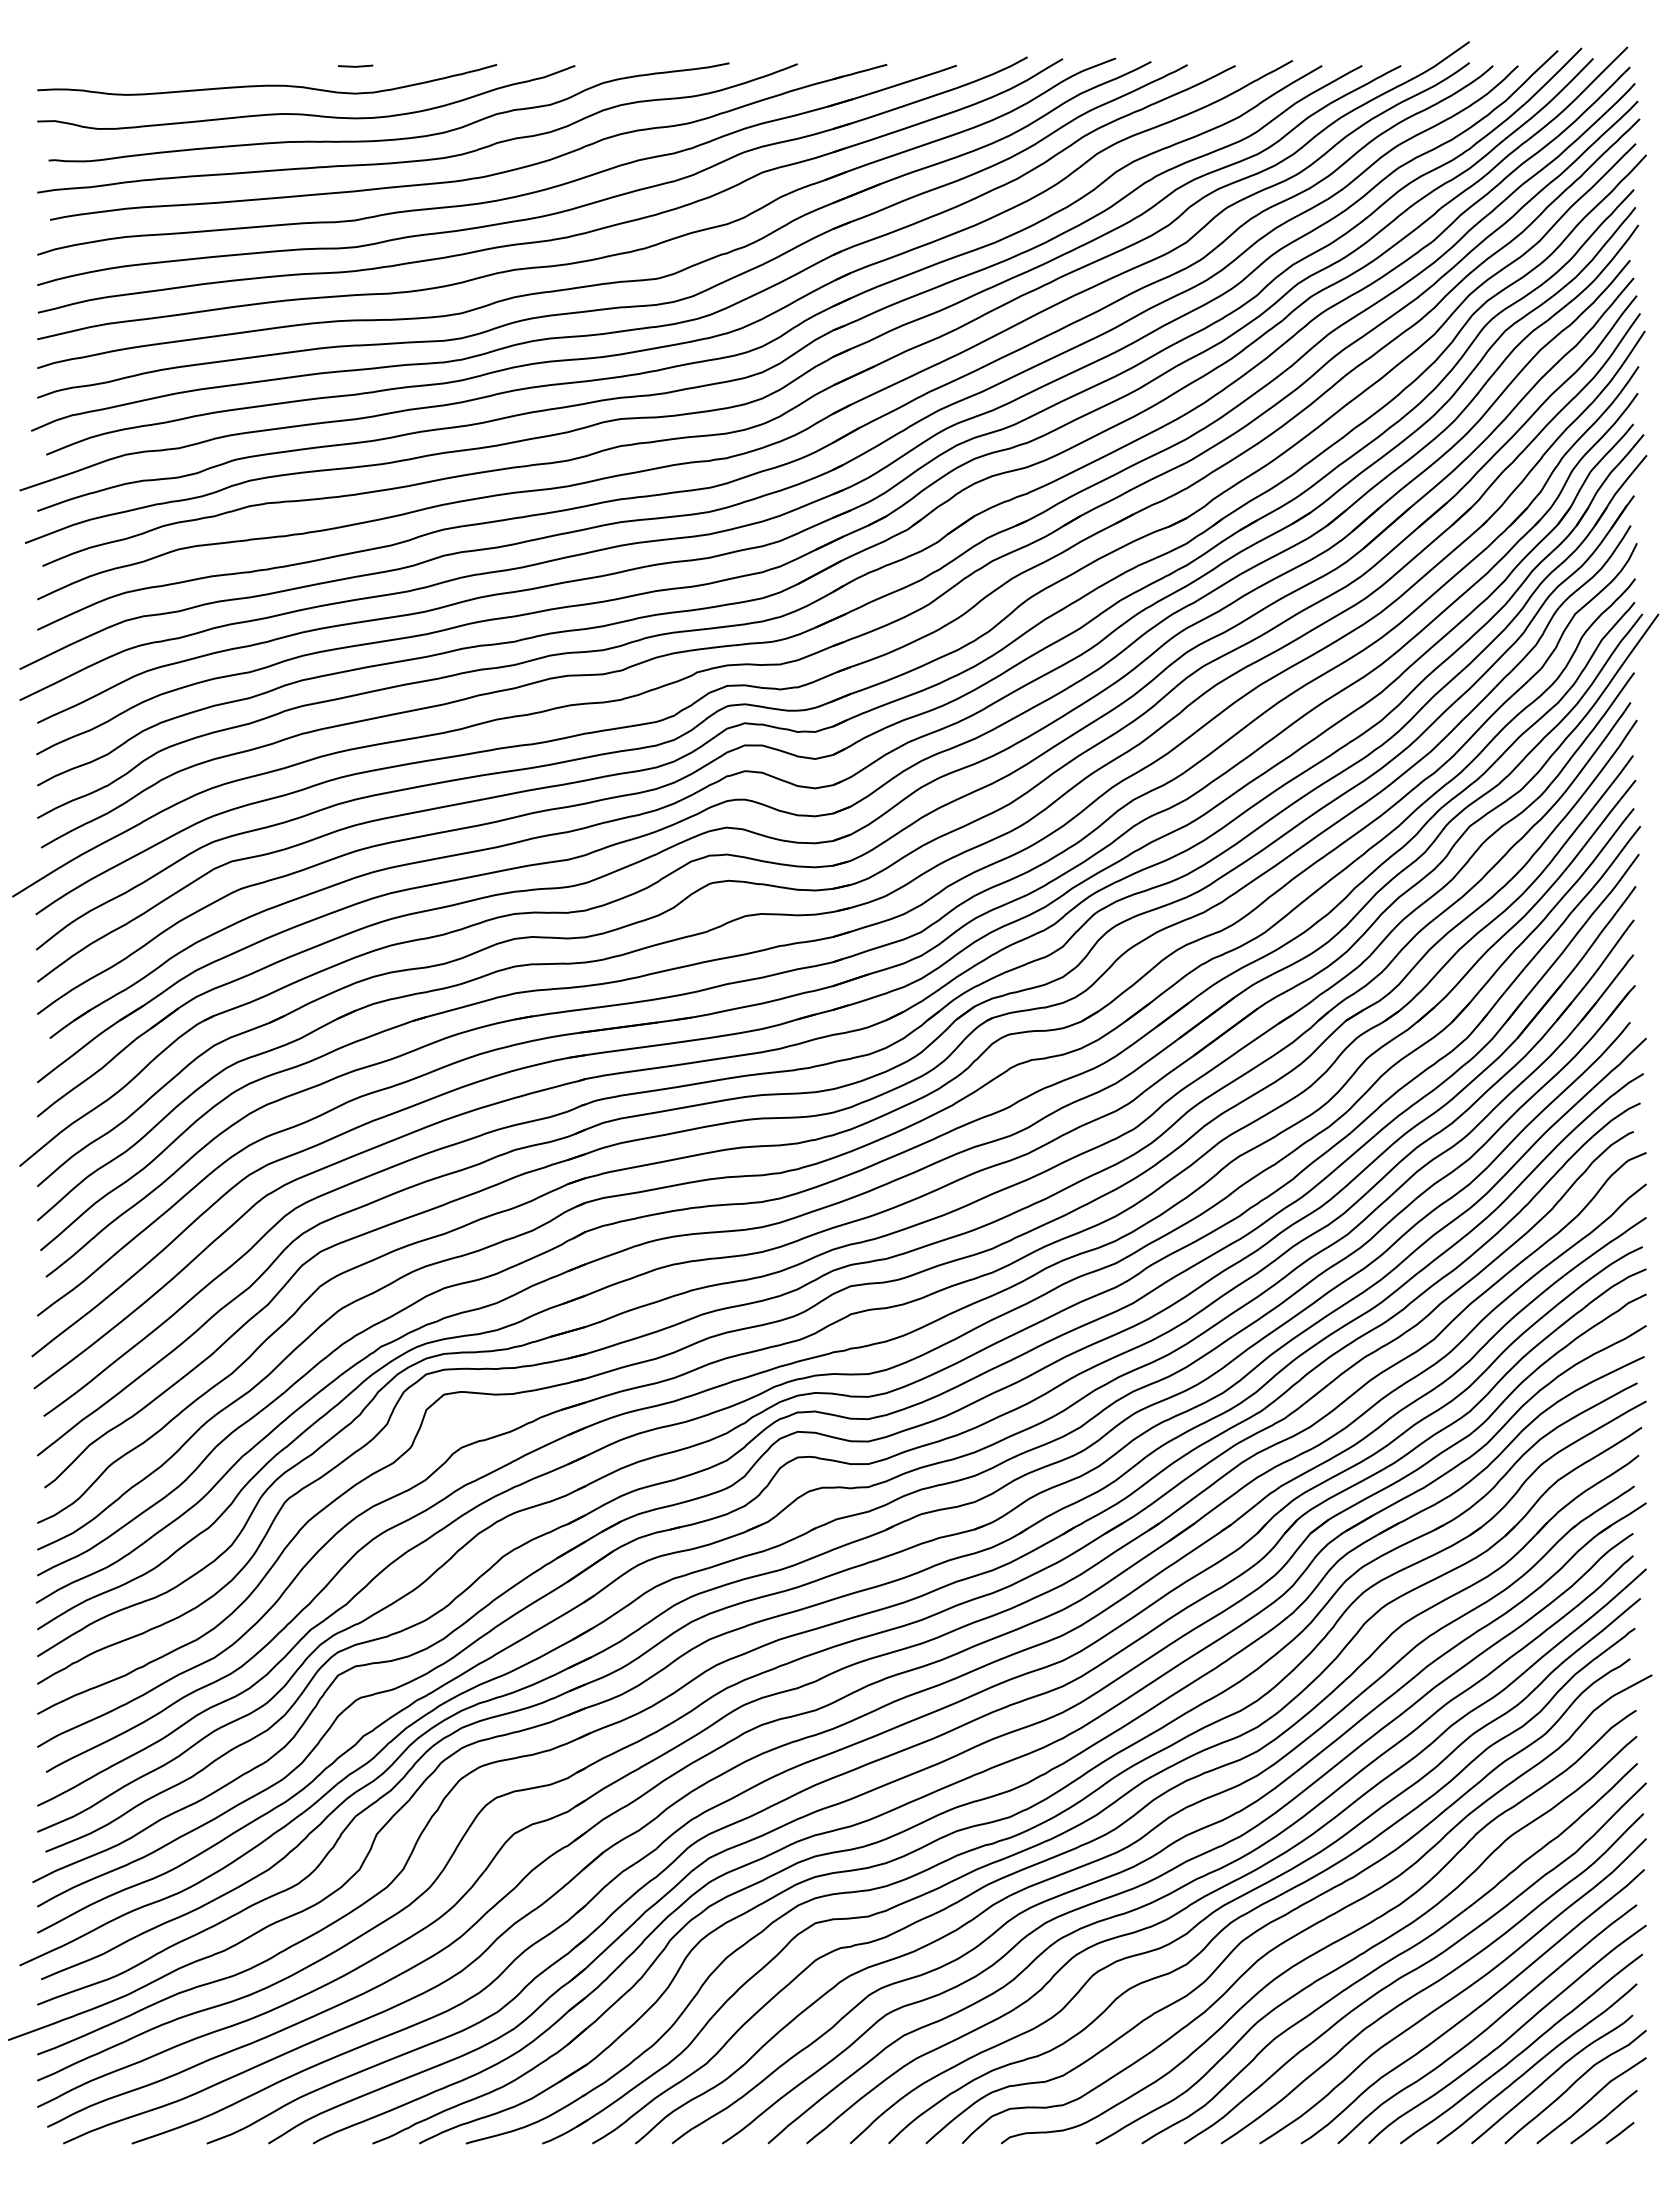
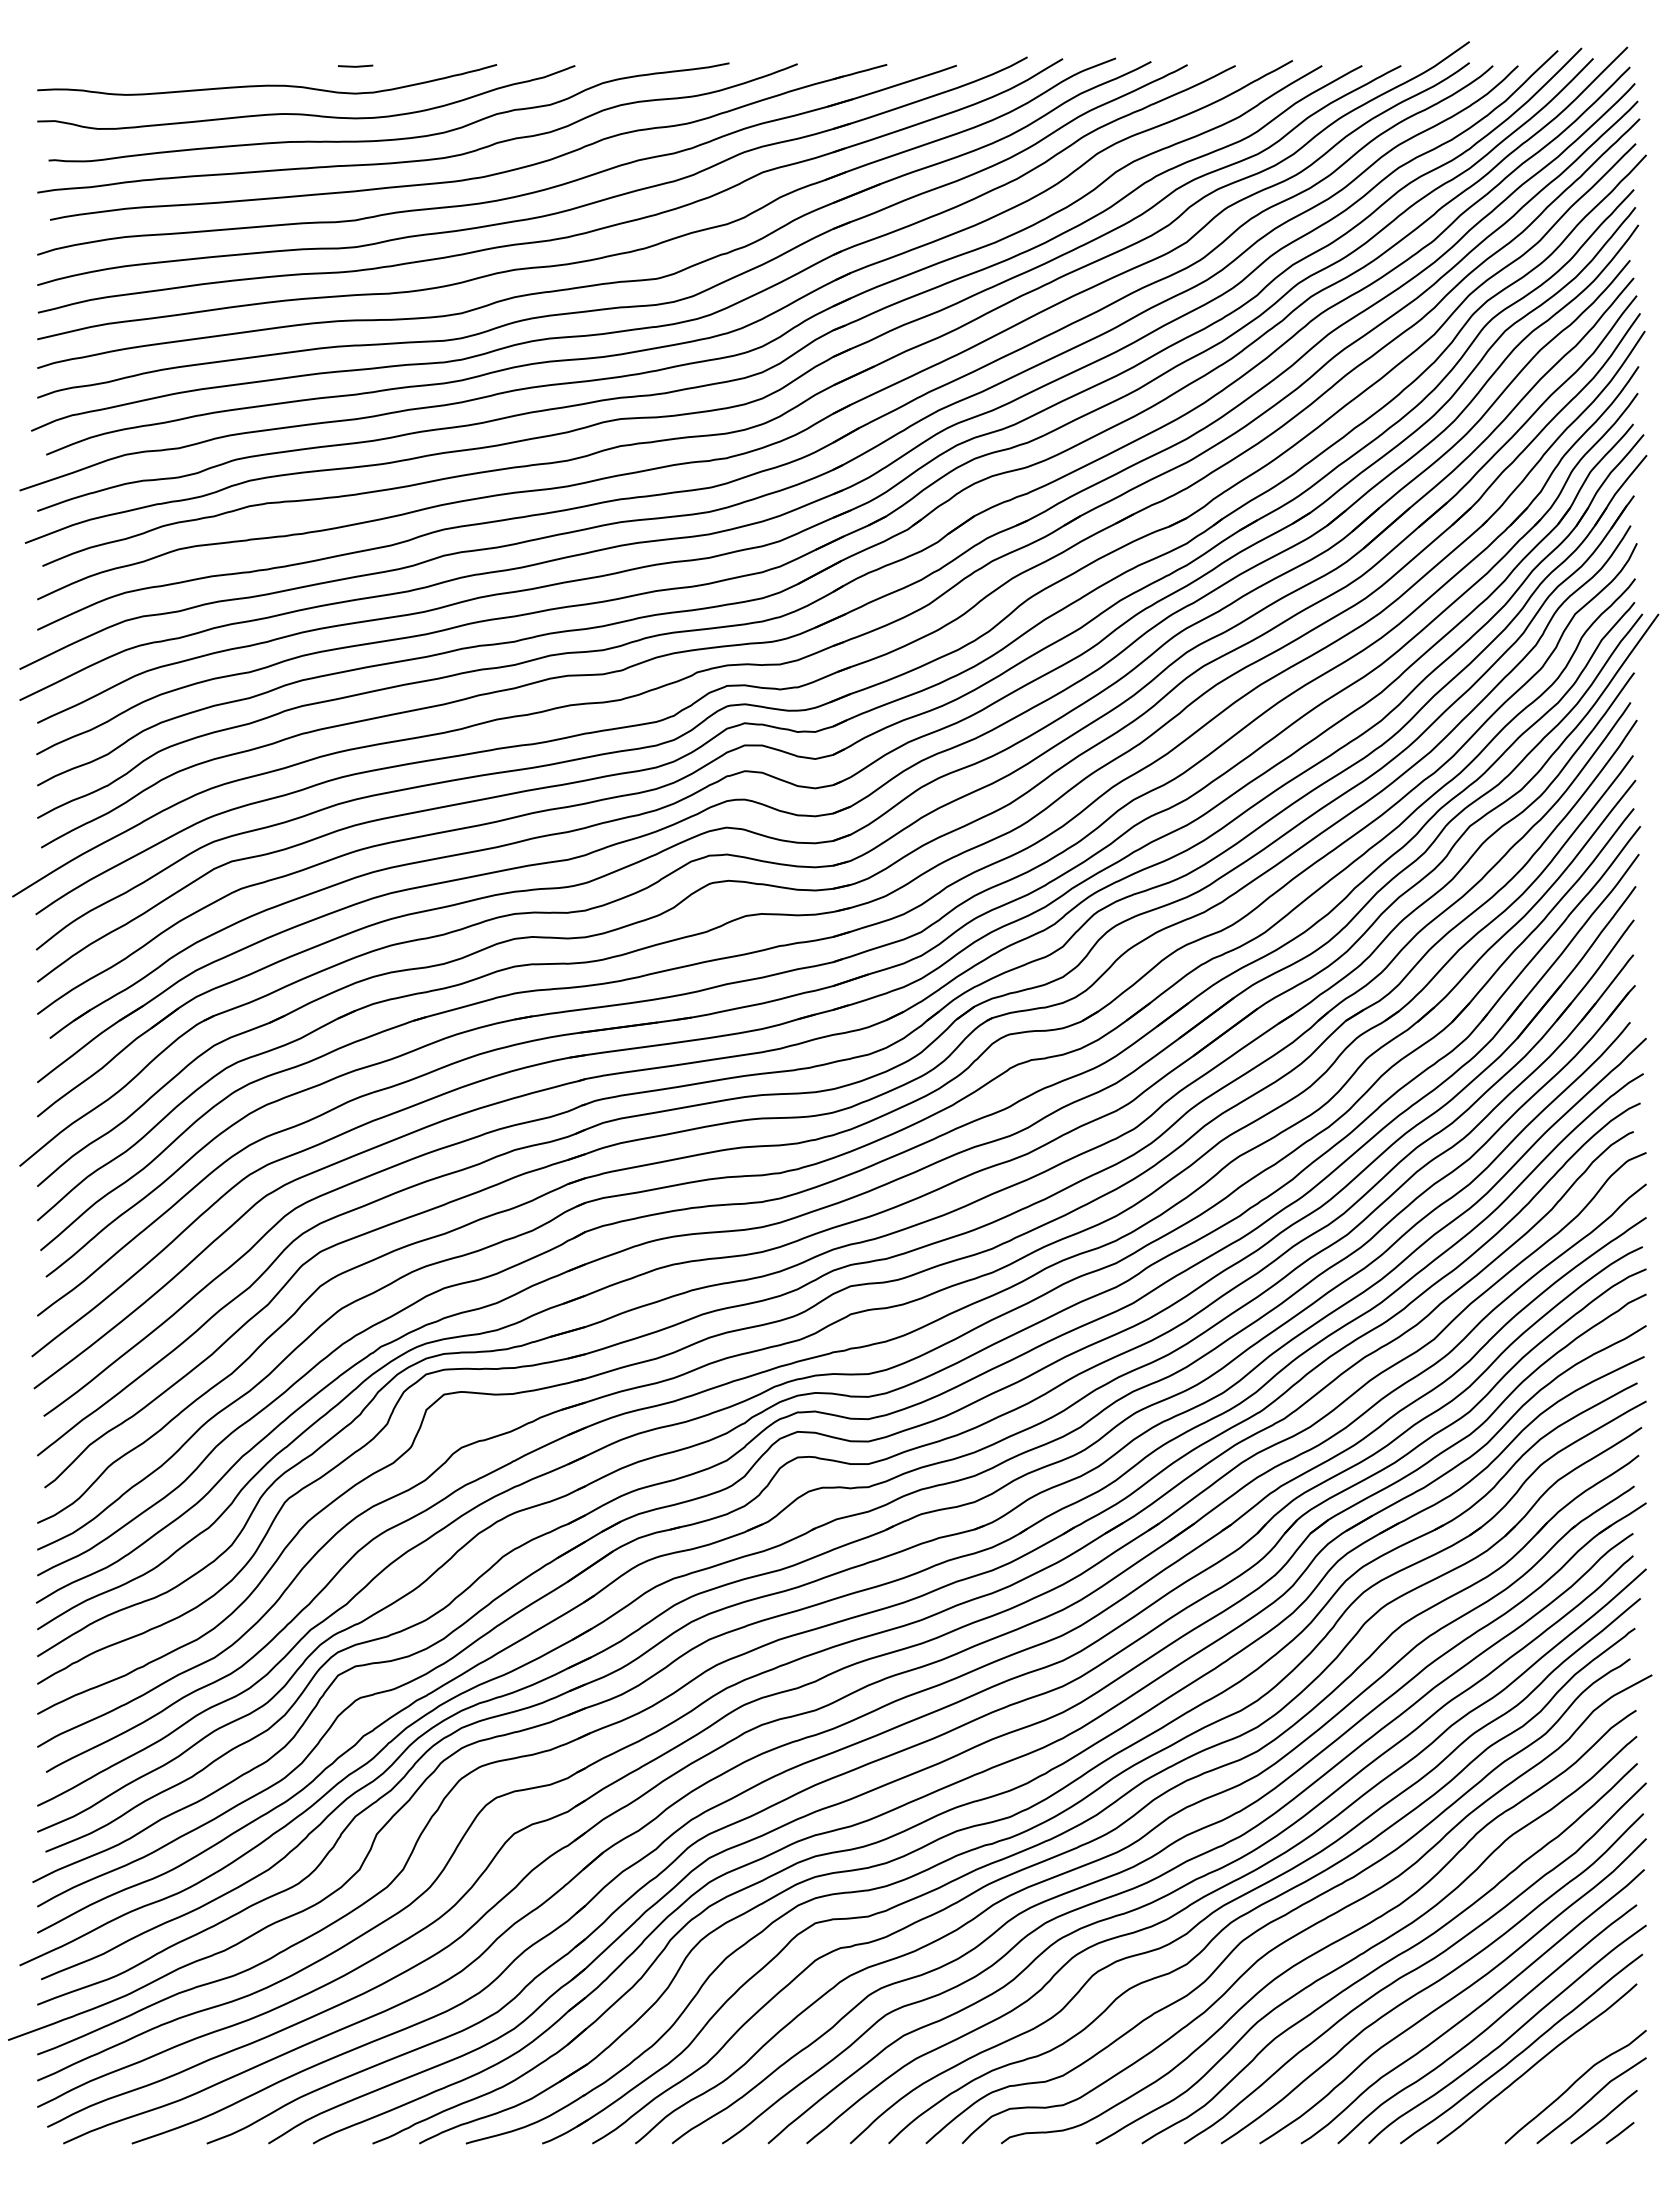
curve: present -> none (1550, 2077)
